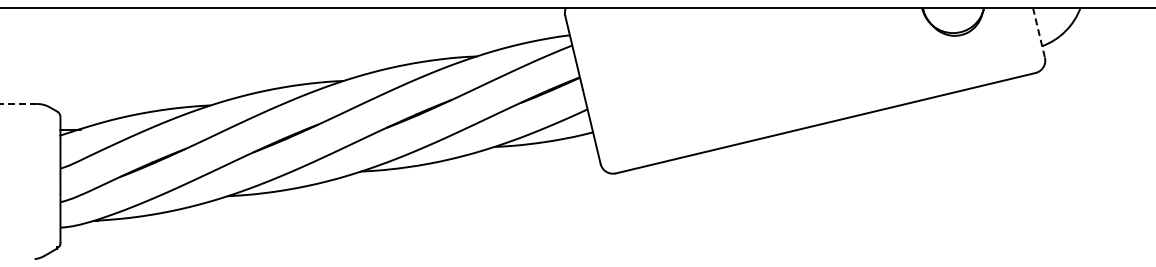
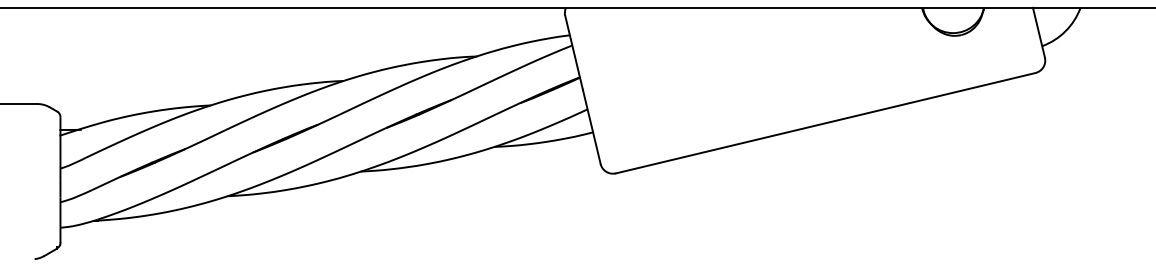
line: dashed -> solid (1038, 32)
line: dashed -> solid (18, 103)
